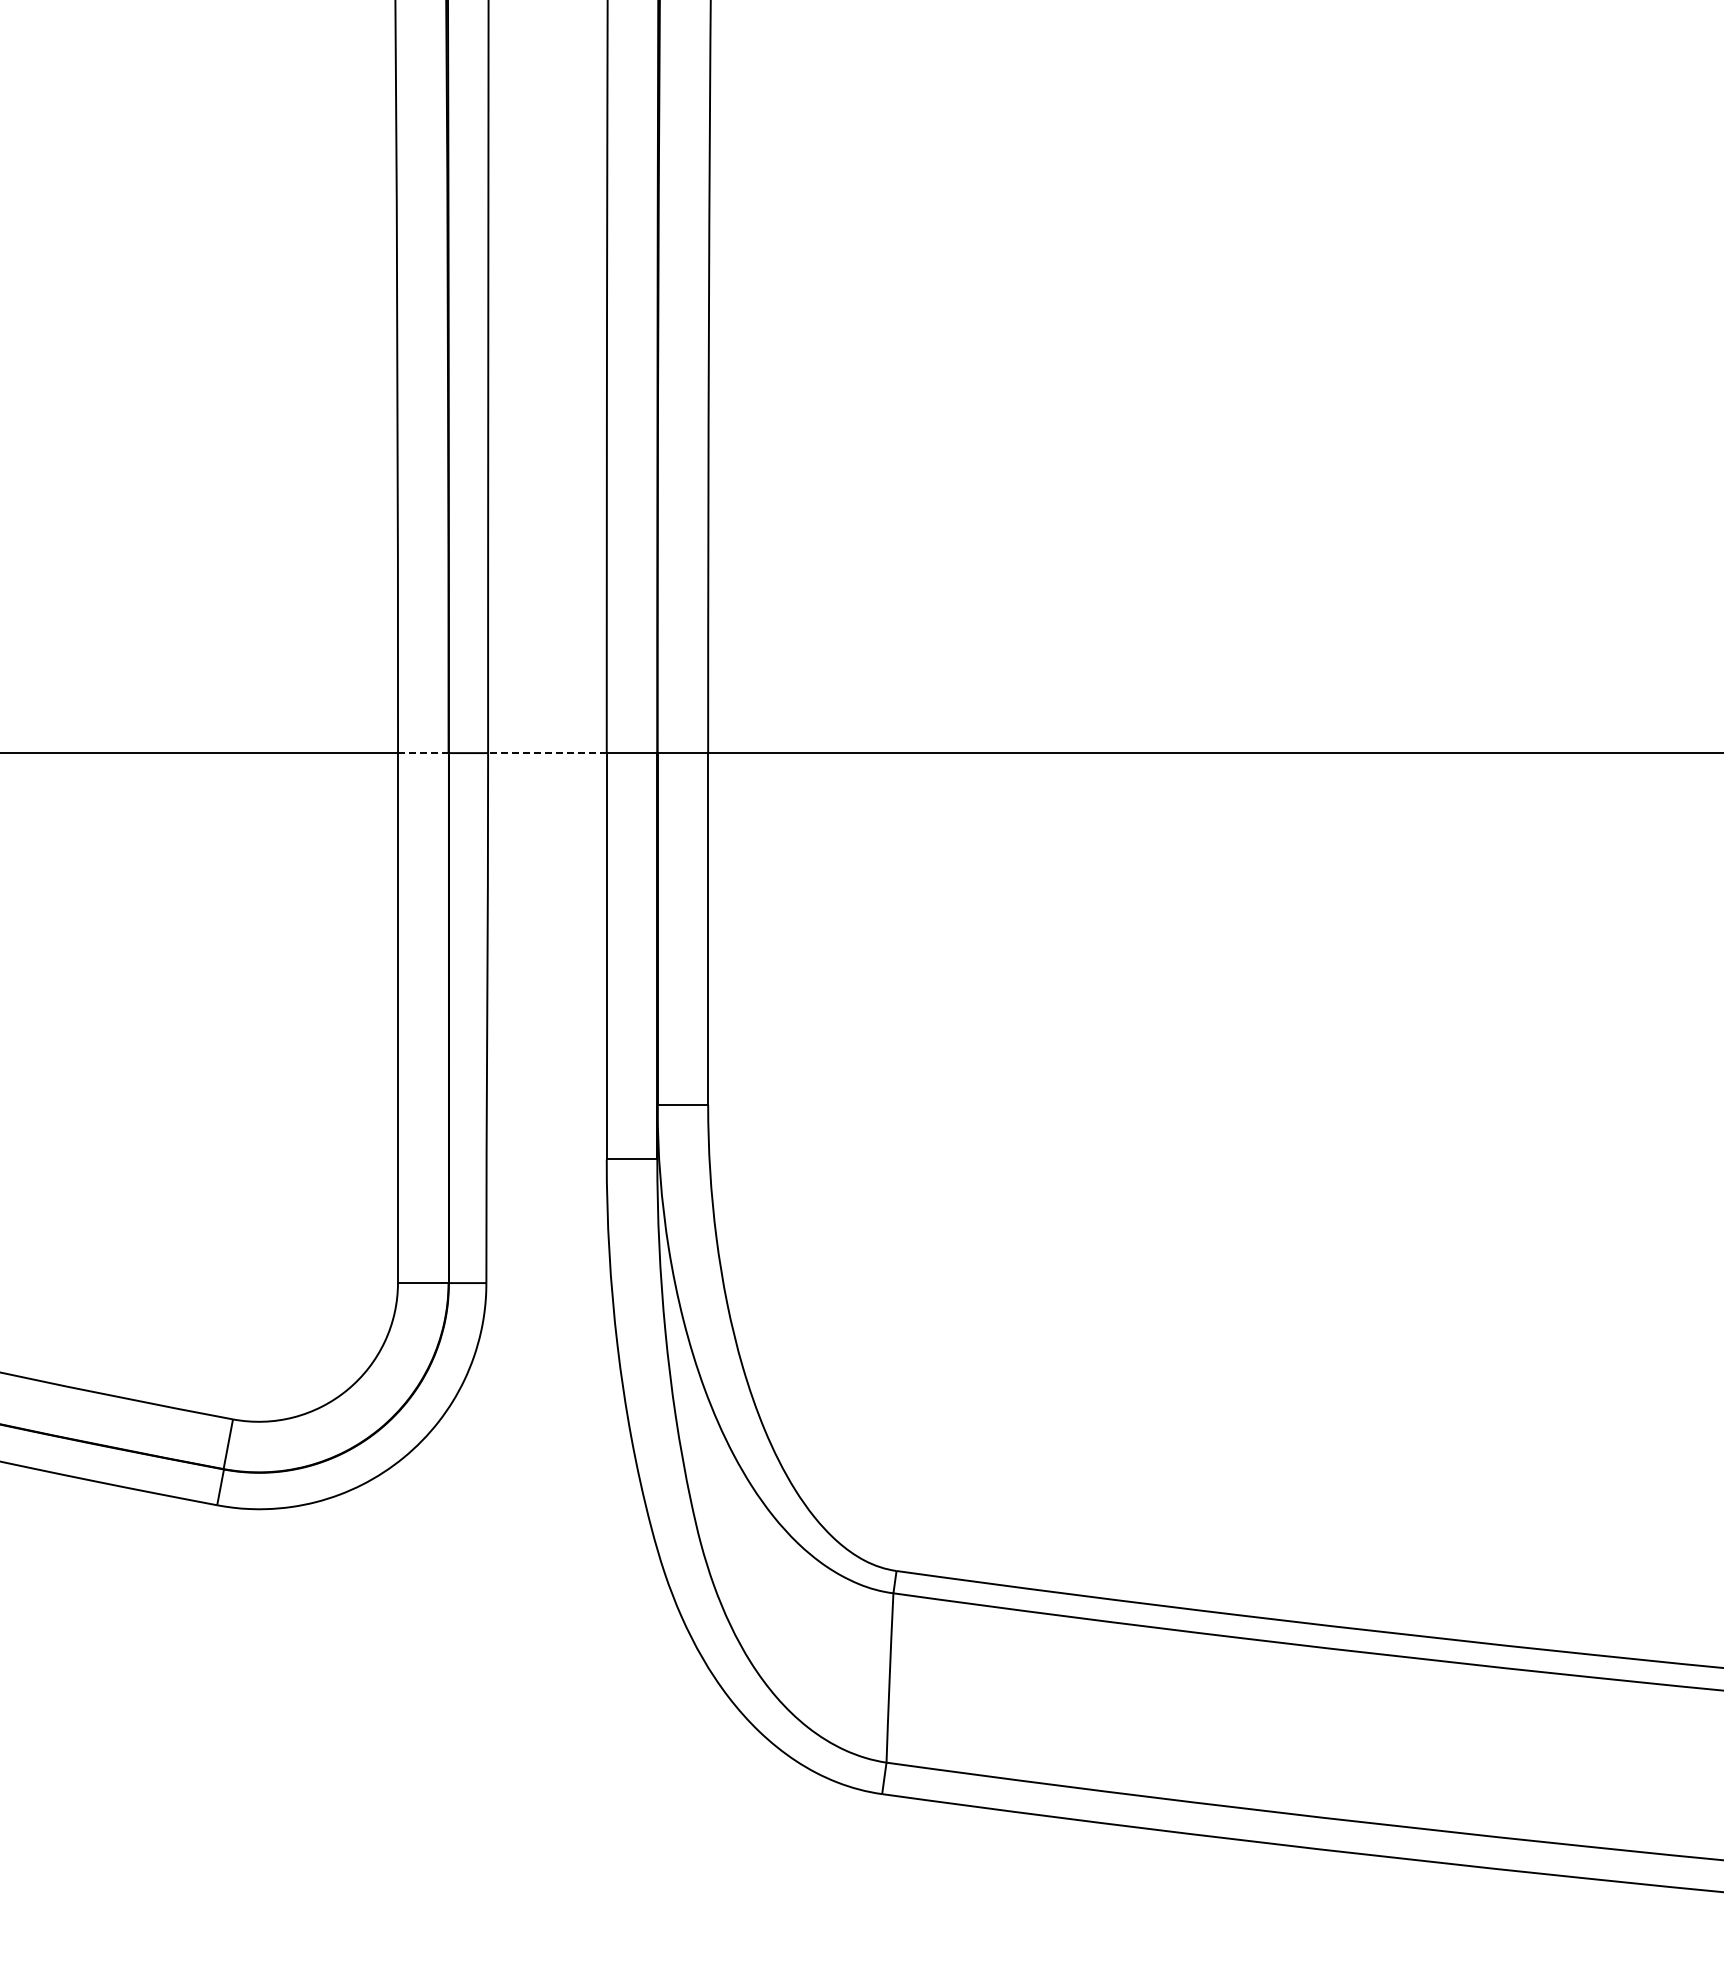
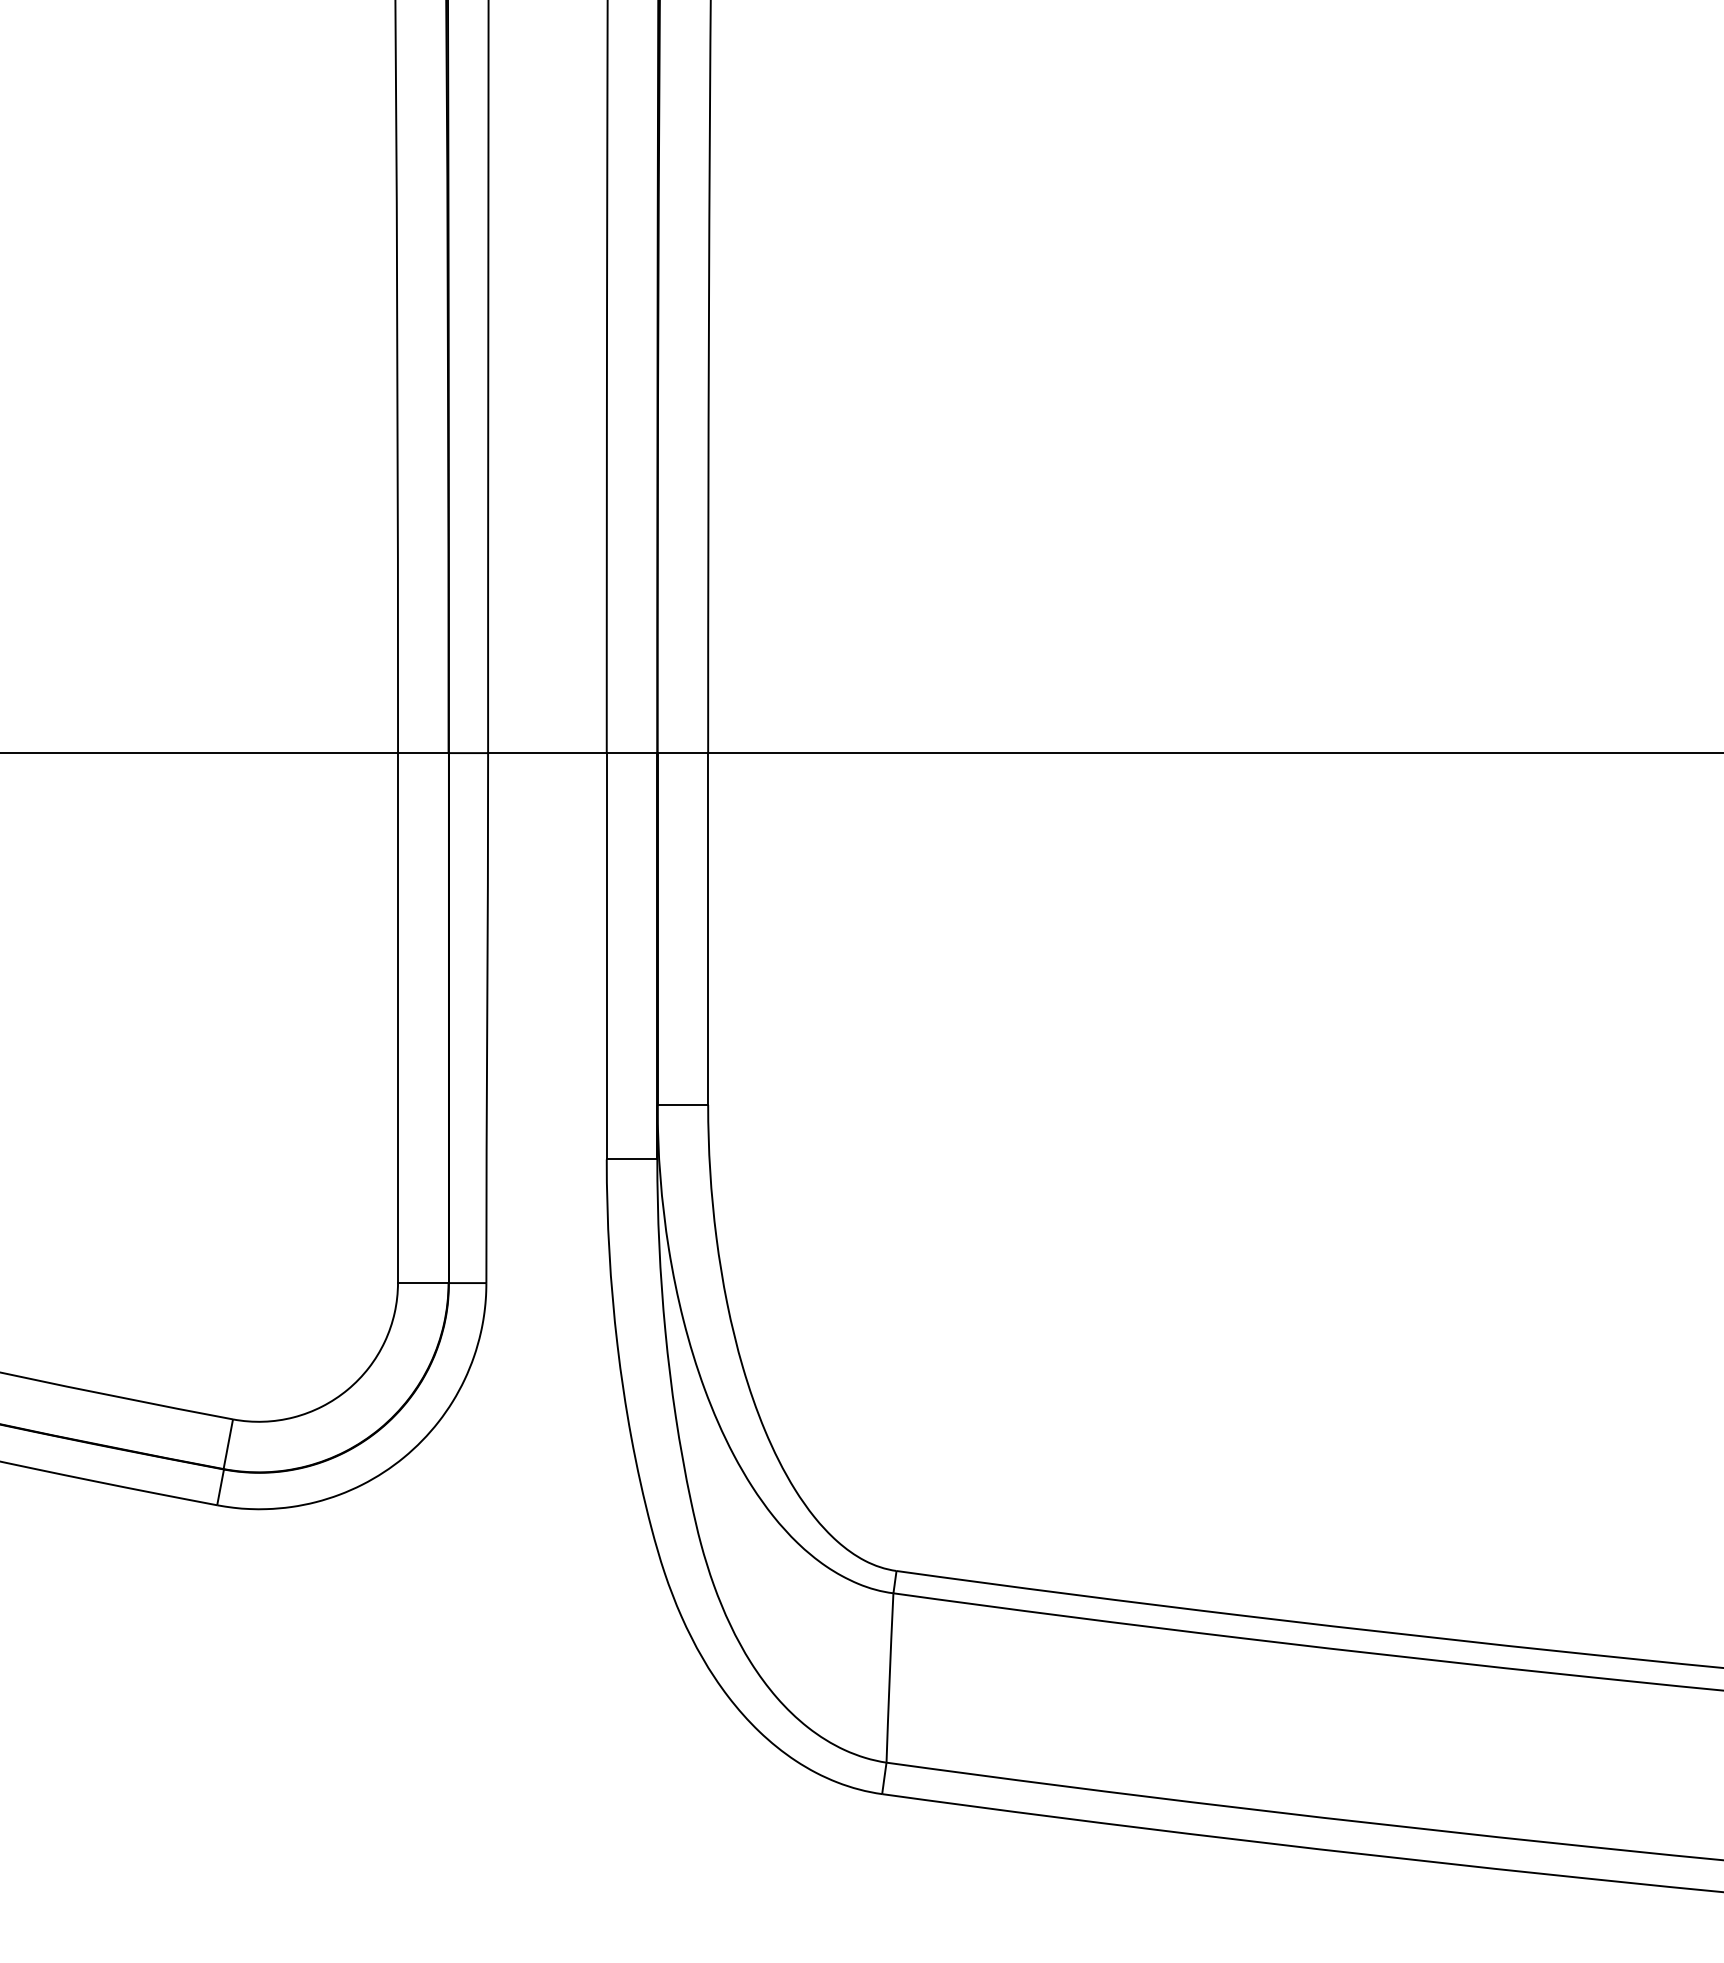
line: dashed -> solid (422, 753)
line: dashed -> solid (546, 753)
